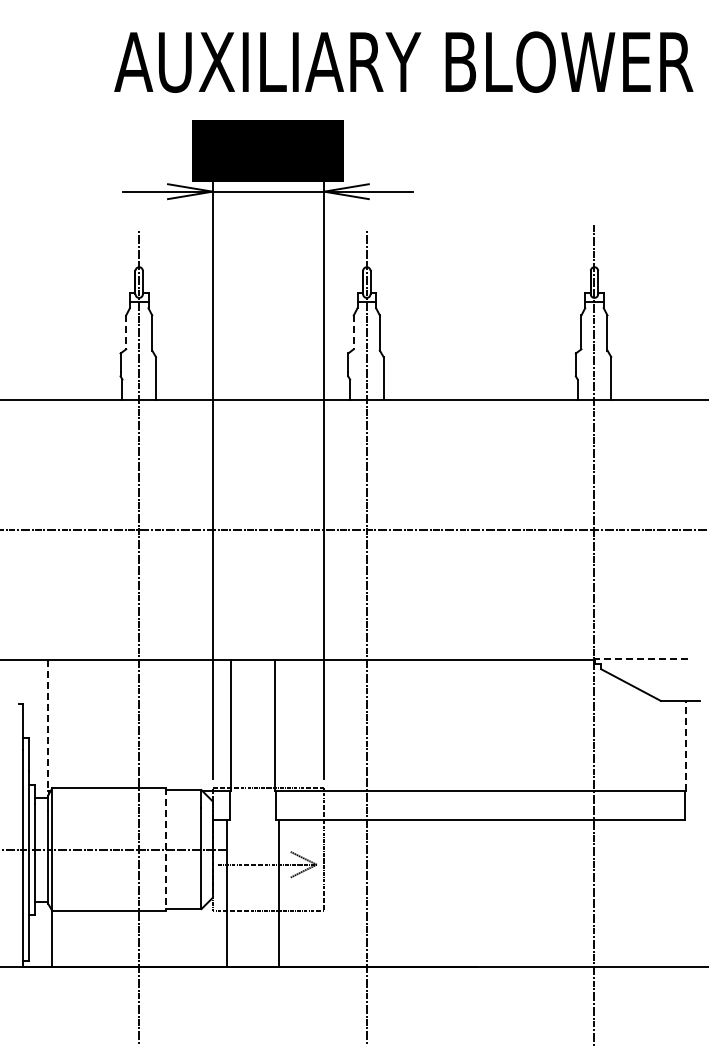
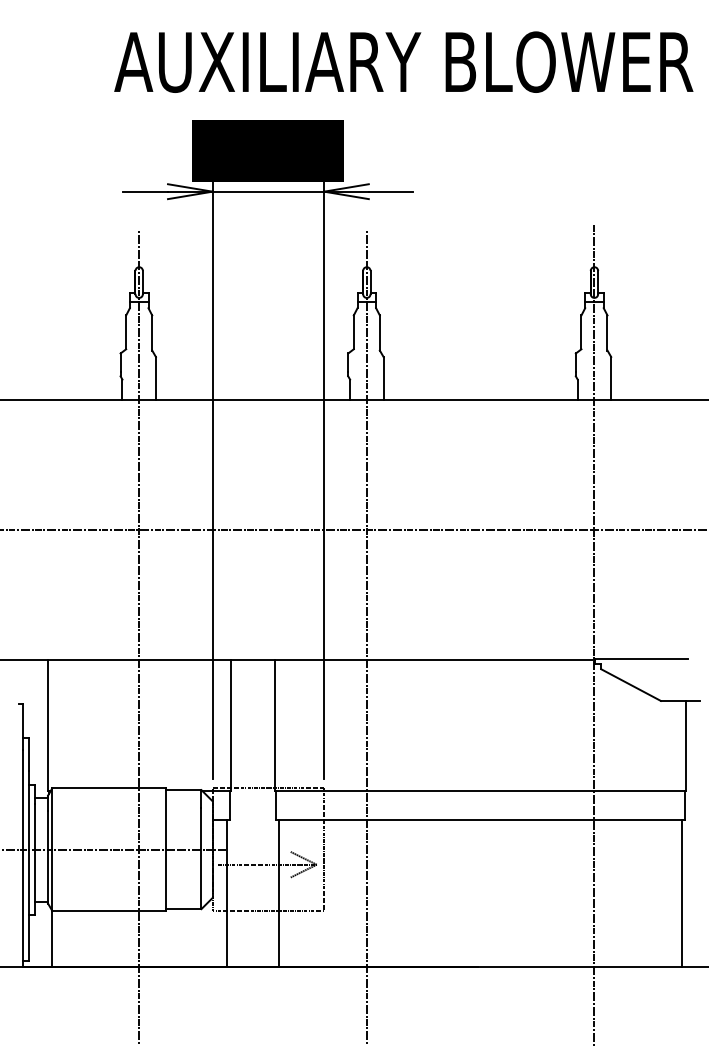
line: dashed -> solid (126, 332)
line: dashed -> solid (353, 332)
line: dashed -> solid (641, 658)
line: dashed -> solid (47, 725)
line: dashed -> solid (685, 745)
line: dashed -> solid (166, 850)
line: none -> present (681, 893)
